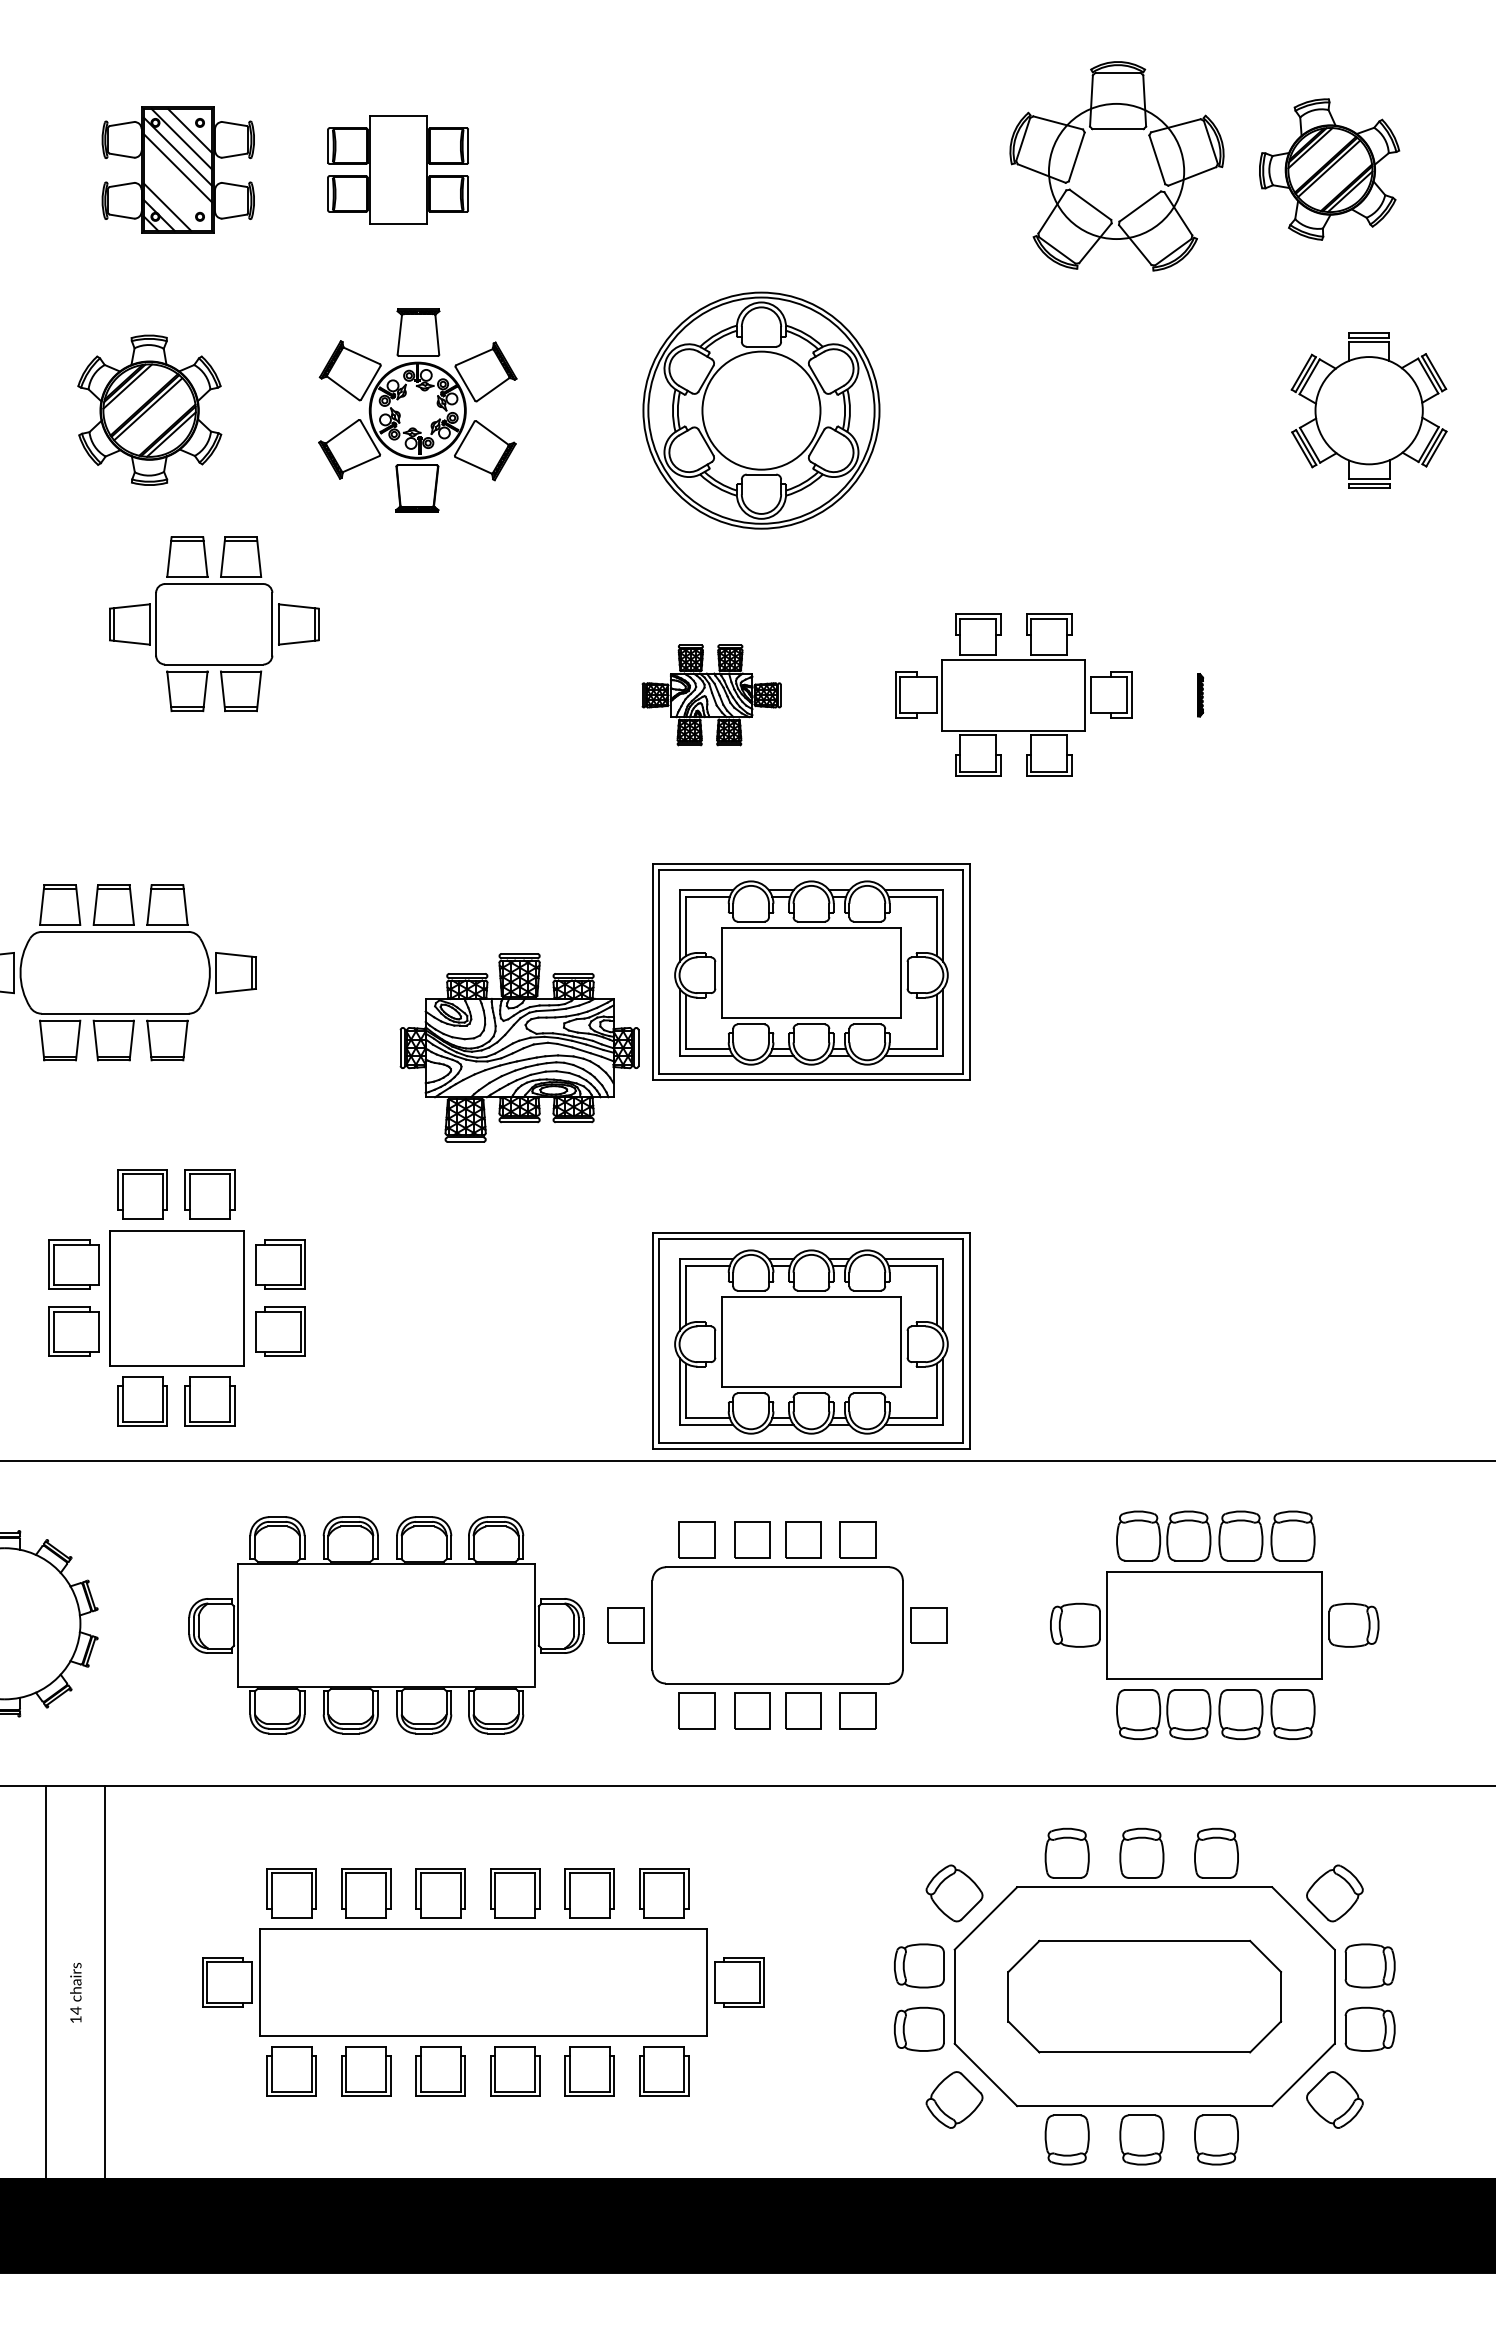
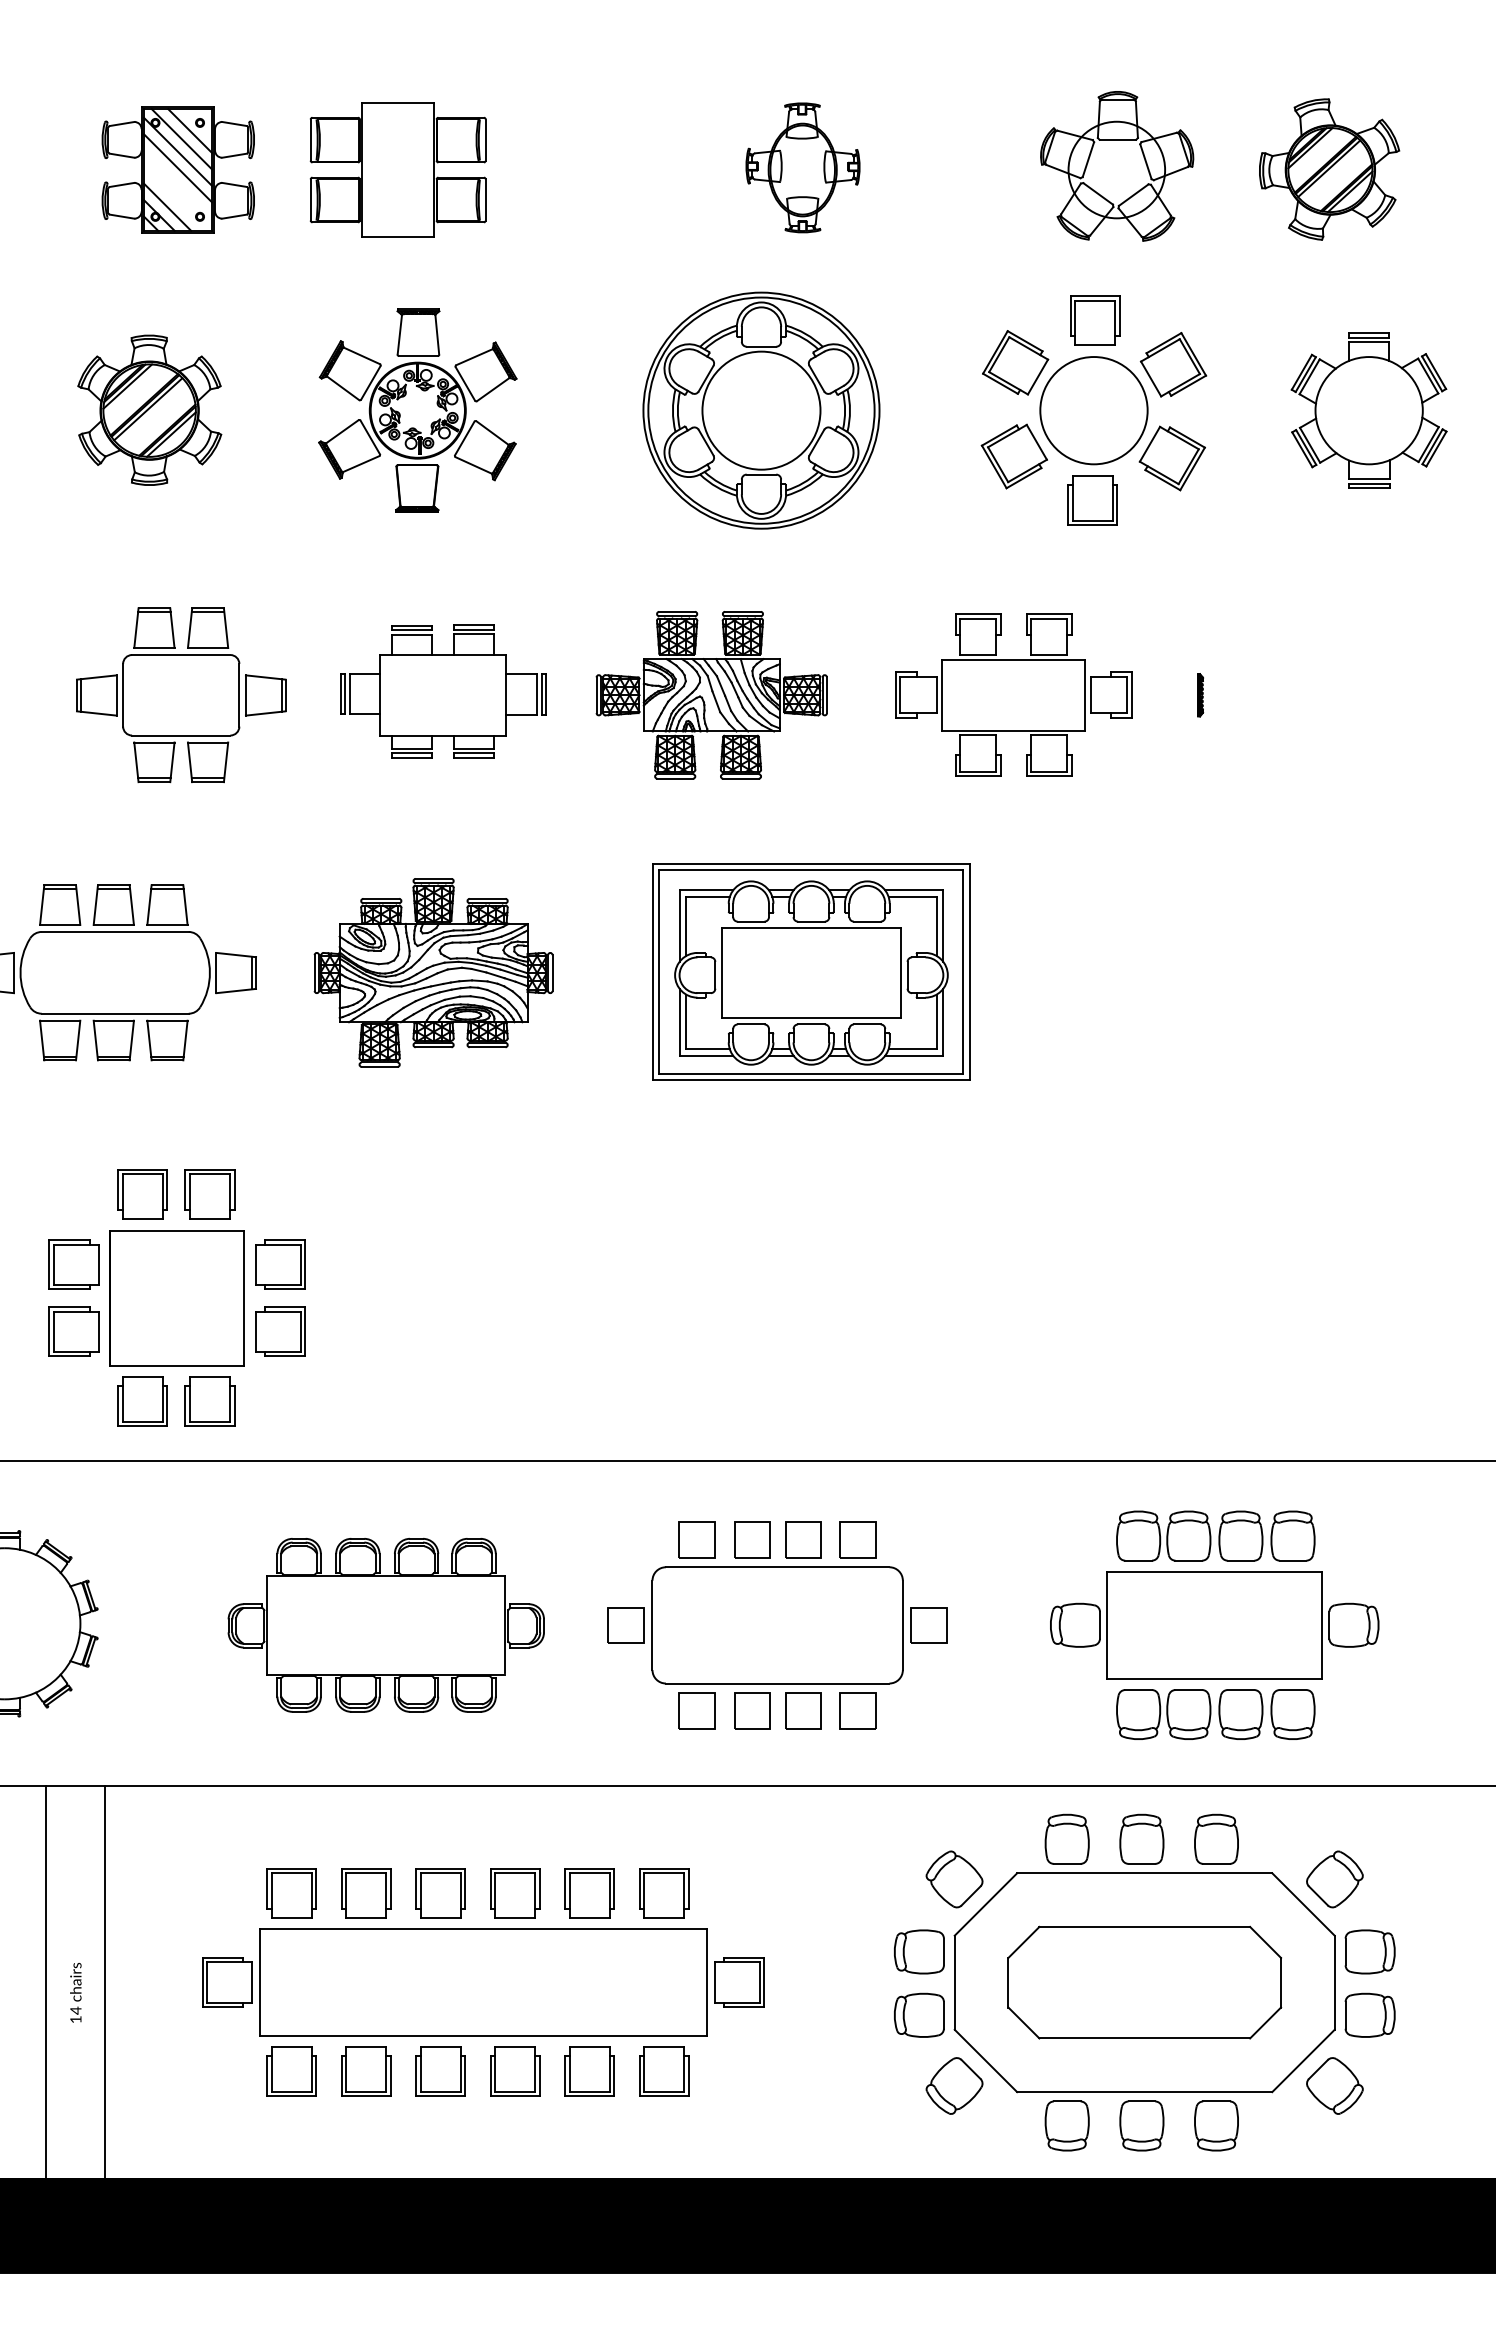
part size: 216x211 px -> 155x151 px (1117, 166)
part: none -> present (802, 167)
part size: 142x110 px -> 178x136 px (397, 169)
part: none -> present (1093, 410)
part position: (214, 624) -> (181, 695) (181, 695)
part: none -> present (443, 691)
part size: 141x103 px -> 233x169 px (711, 695)
part position: (519, 1047) -> (433, 972) (433, 972)
part: present -> none (811, 1340)
part size: 397x219 px -> 318x175 px (385, 1625)
part position: (1144, 1996) -> (1144, 1982) (1144, 1982)
